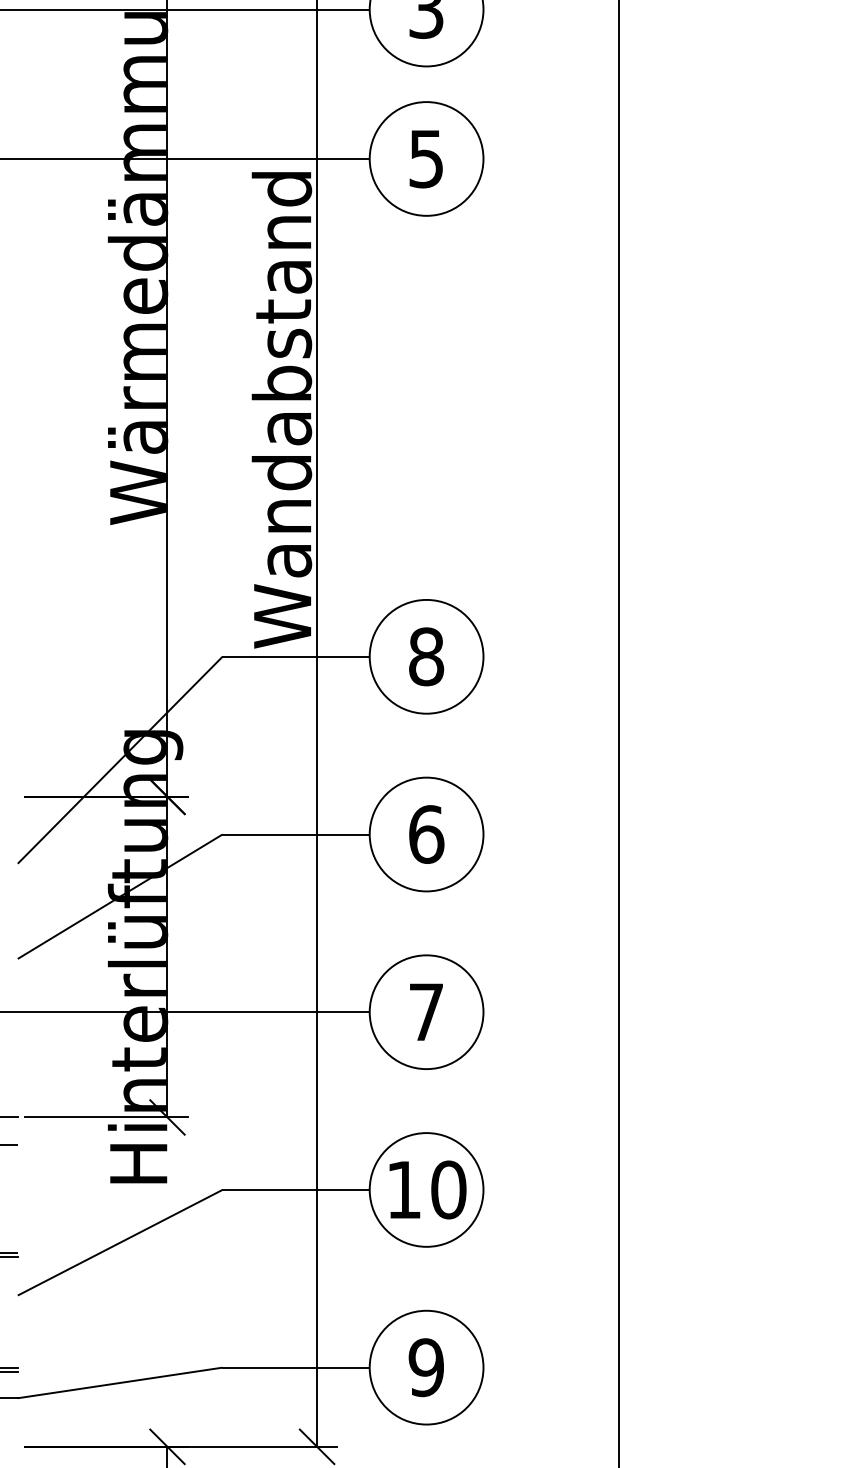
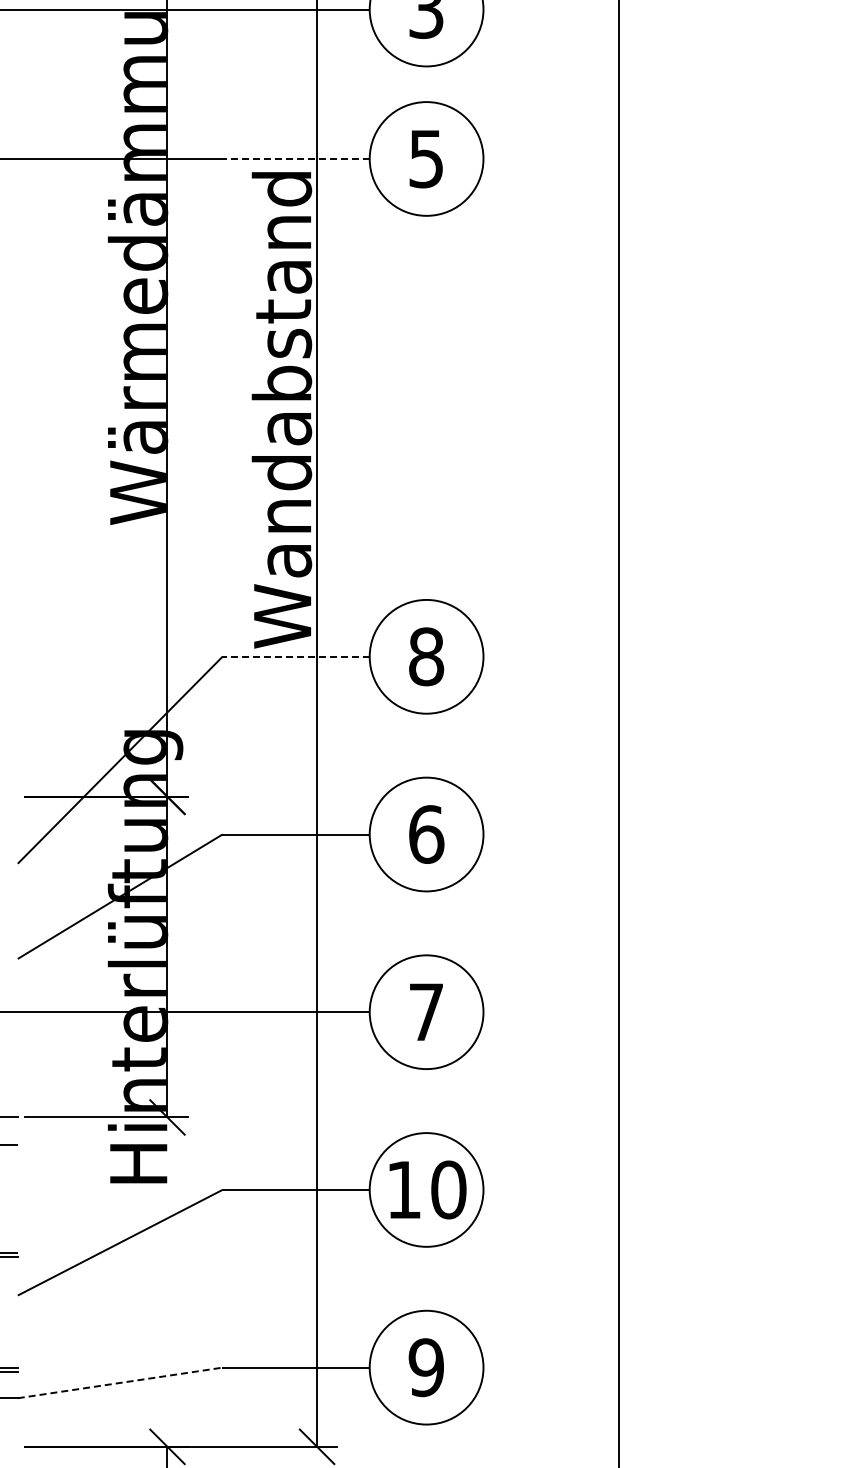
line: solid -> dashed (296, 158)
line: solid -> dashed (296, 656)
line: solid -> dashed (120, 1382)
